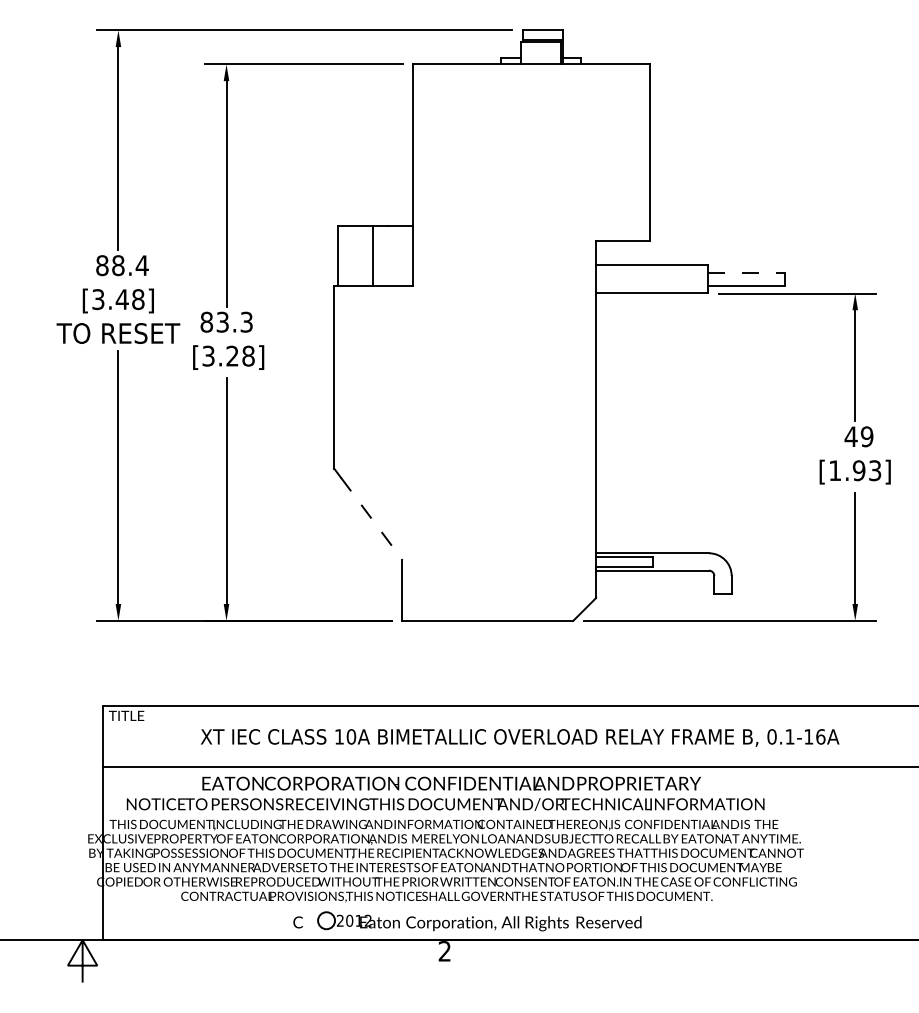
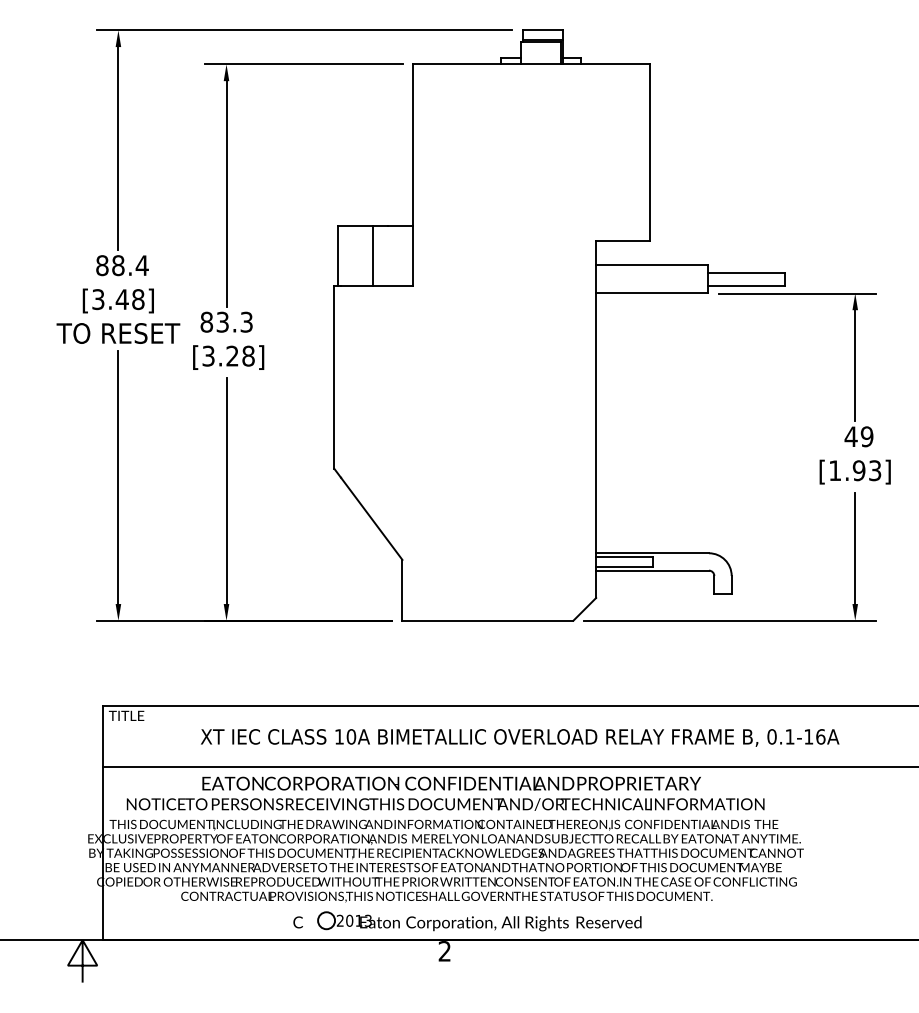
line: dashed -> solid (747, 272)
line: dashed -> solid (372, 519)
text: 2012 -> 2013 (368, 920)
